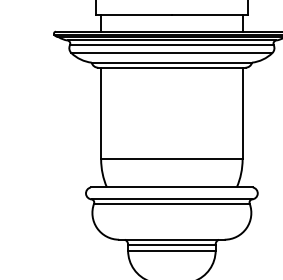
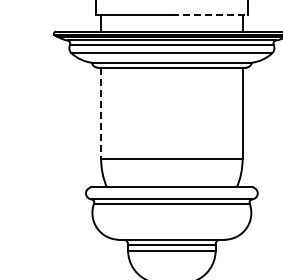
line: solid -> dashed (209, 14)
line: solid -> dashed (101, 113)
